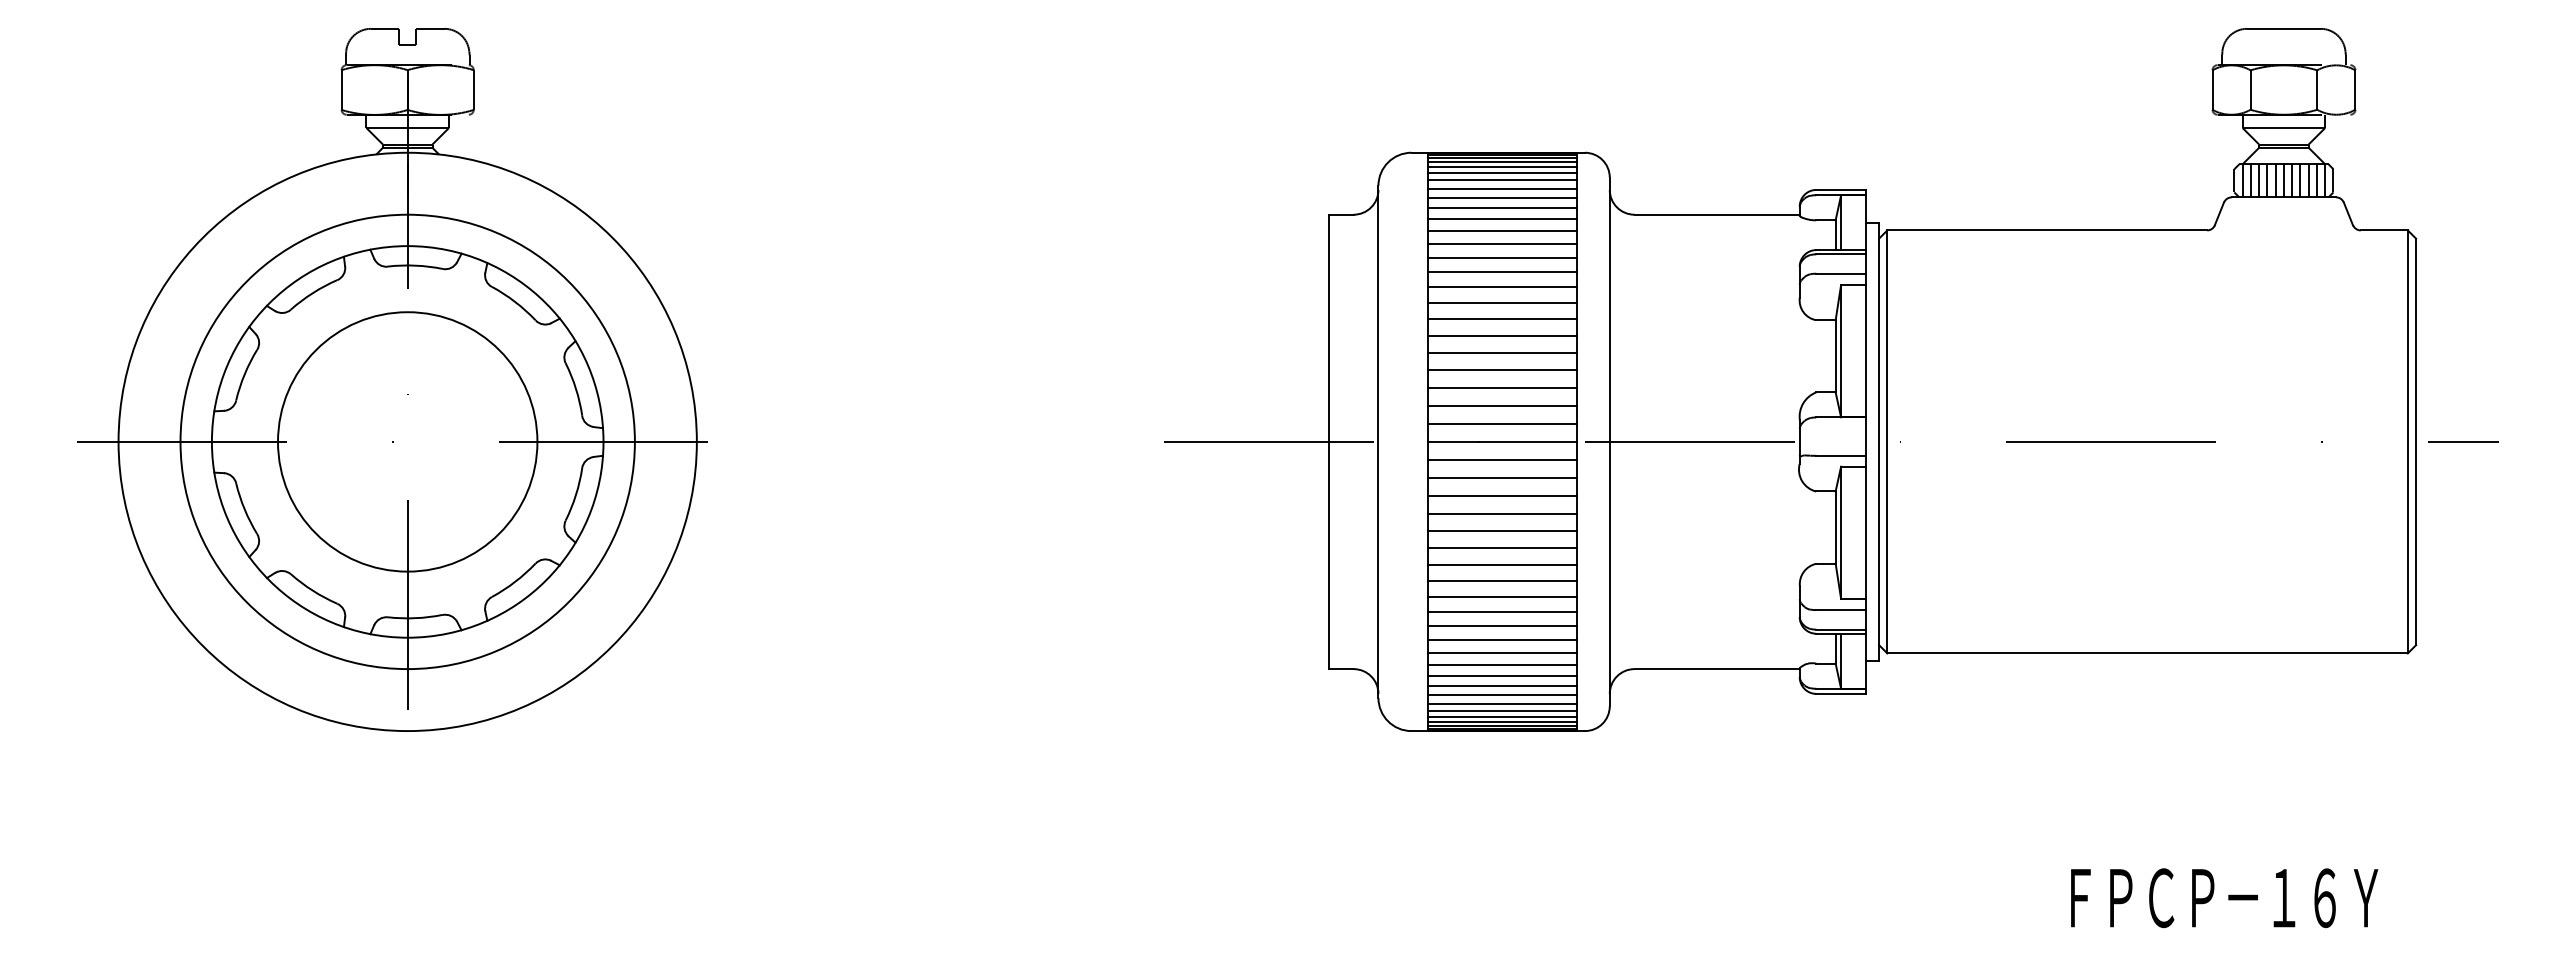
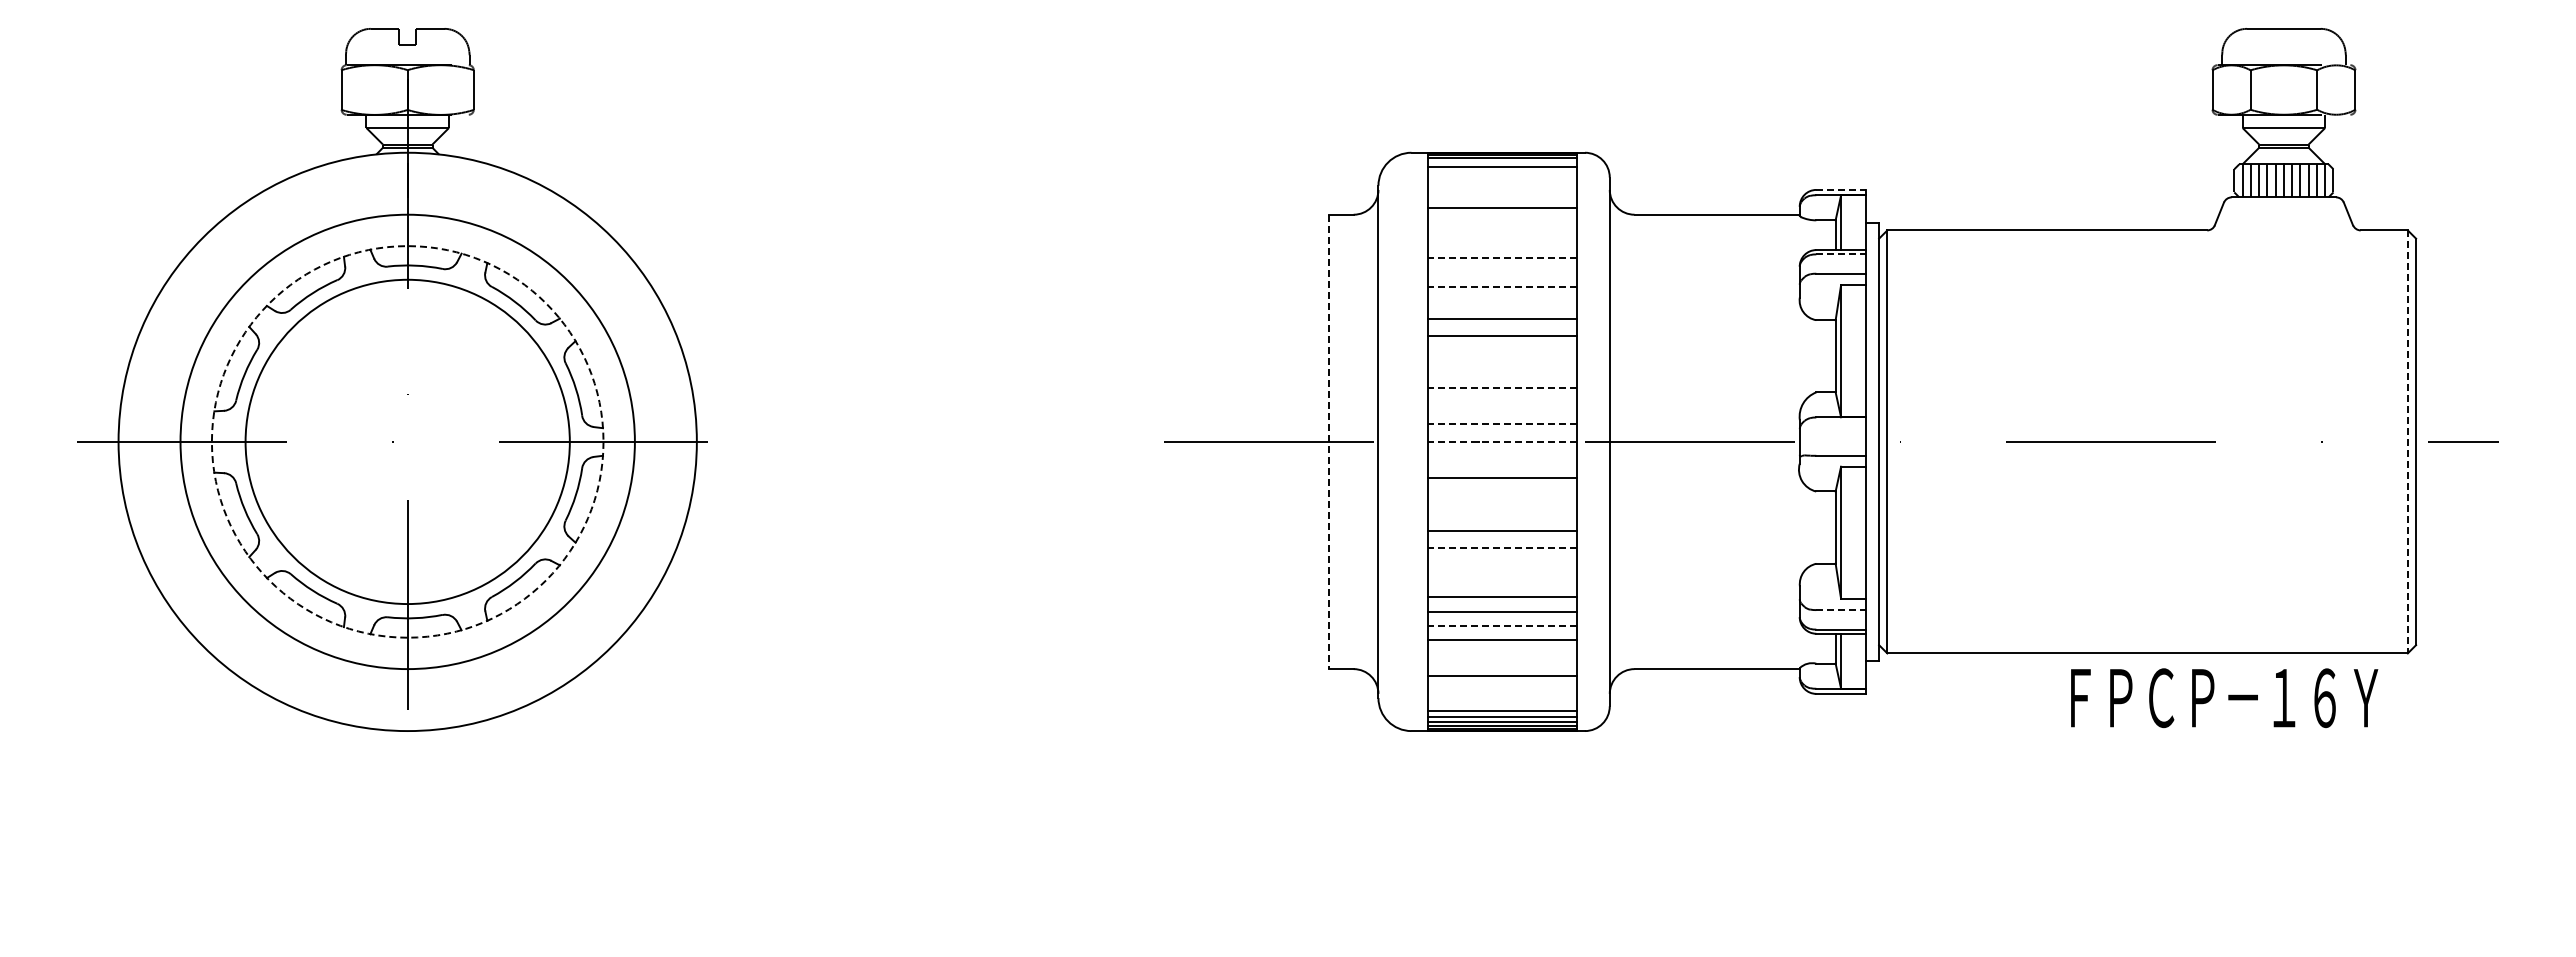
line: present -> none (1502, 161)
line: present -> none (1502, 173)
line: present -> none (1502, 180)
line: present -> none (1502, 188)
line: solid -> dashed (1841, 189)
line: present -> none (1502, 197)
line: present -> none (1502, 219)
line: present -> none (1502, 231)
line: present -> none (1502, 244)
line: solid -> dashed (1841, 254)
line: solid -> dashed (1501, 257)
line: present -> none (1502, 272)
line: solid -> dashed (1501, 287)
line: present -> none (1502, 302)
line: present -> none (1502, 352)
line: present -> none (1502, 370)
line: solid -> dashed (1501, 387)
line: present -> none (1502, 405)
line: solid -> dashed (1501, 423)
circle diameter: 259 px -> 324 px (407, 441)
circle: solid -> dashed (407, 441)
line: solid -> dashed (1501, 441)
line: solid -> dashed (1328, 442)
line: solid -> dashed (2407, 442)
line: present -> none (1502, 460)
line: present -> none (1502, 496)
line: present -> none (1502, 513)
line: solid -> dashed (1501, 548)
line: present -> none (1502, 565)
line: present -> none (1502, 581)
line: solid -> dashed (1841, 610)
line: solid -> dashed (1501, 626)
line: present -> none (1502, 652)
line: present -> none (1502, 664)
line: present -> none (1502, 686)
line: present -> none (1502, 695)
line: present -> none (1502, 703)
text position: (2224, 898) -> (2224, 698) (2224, 698)
